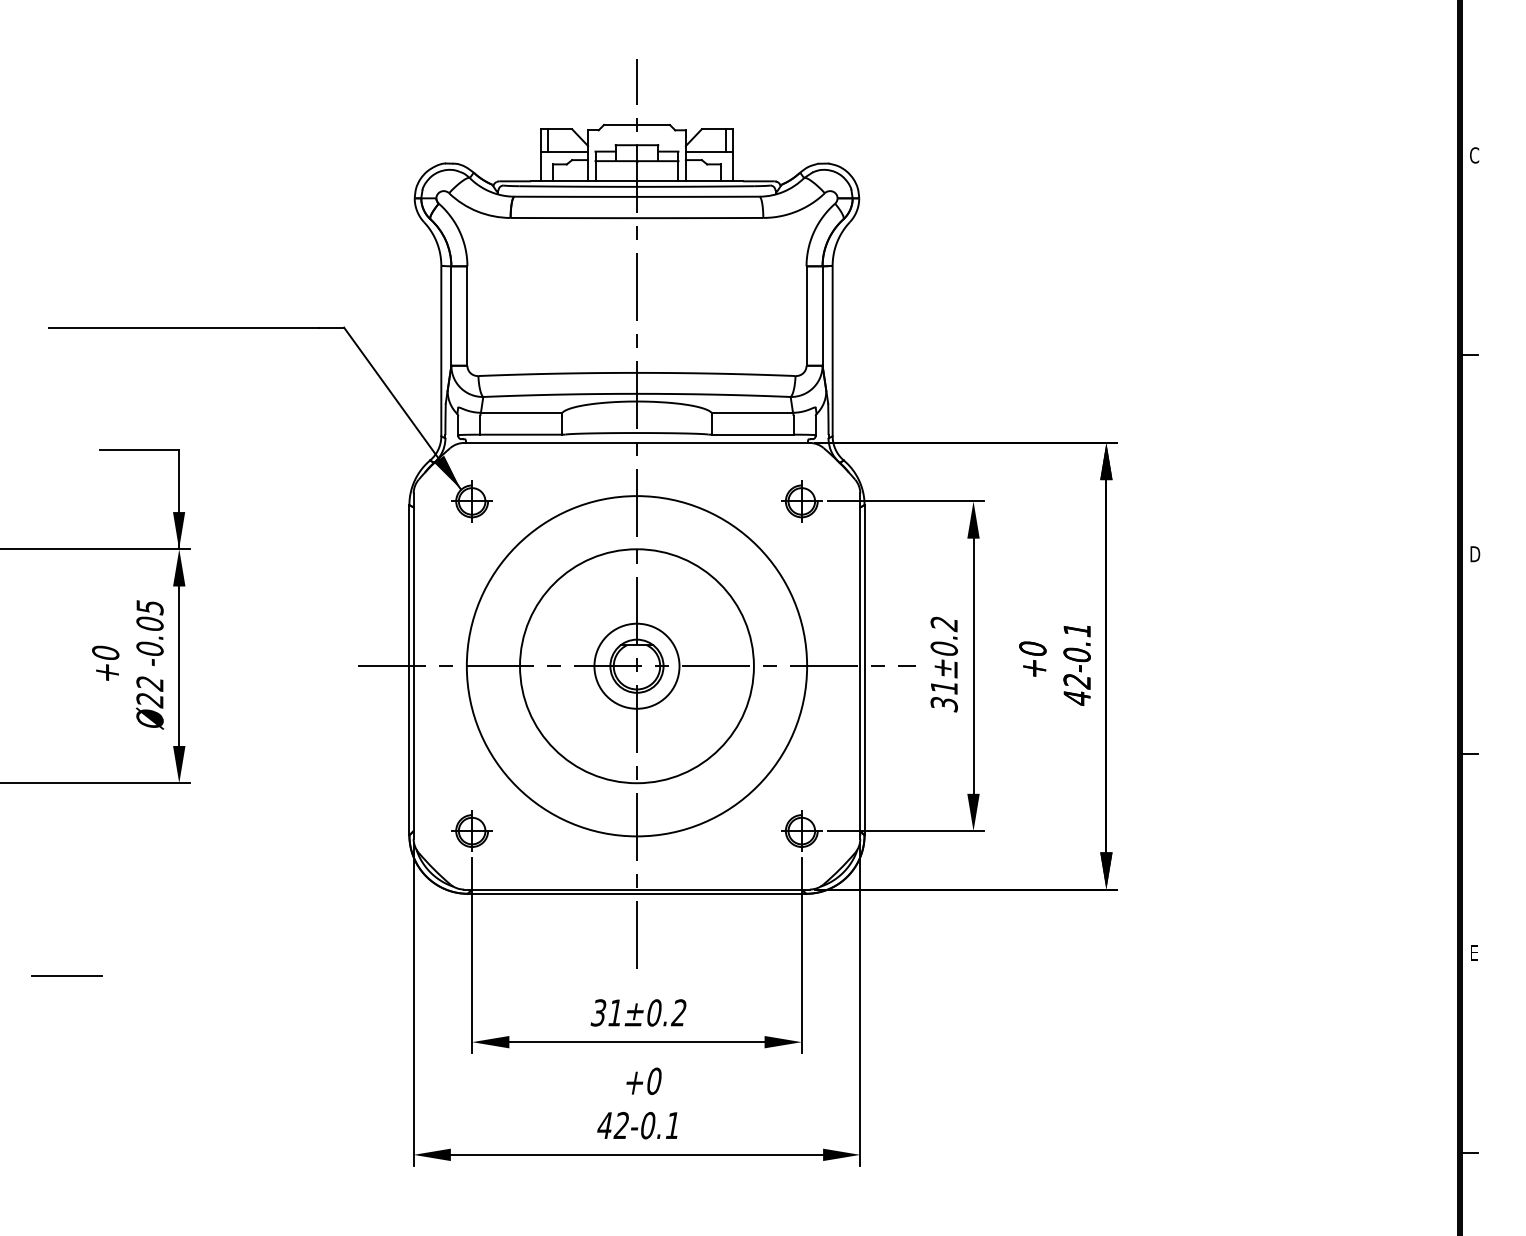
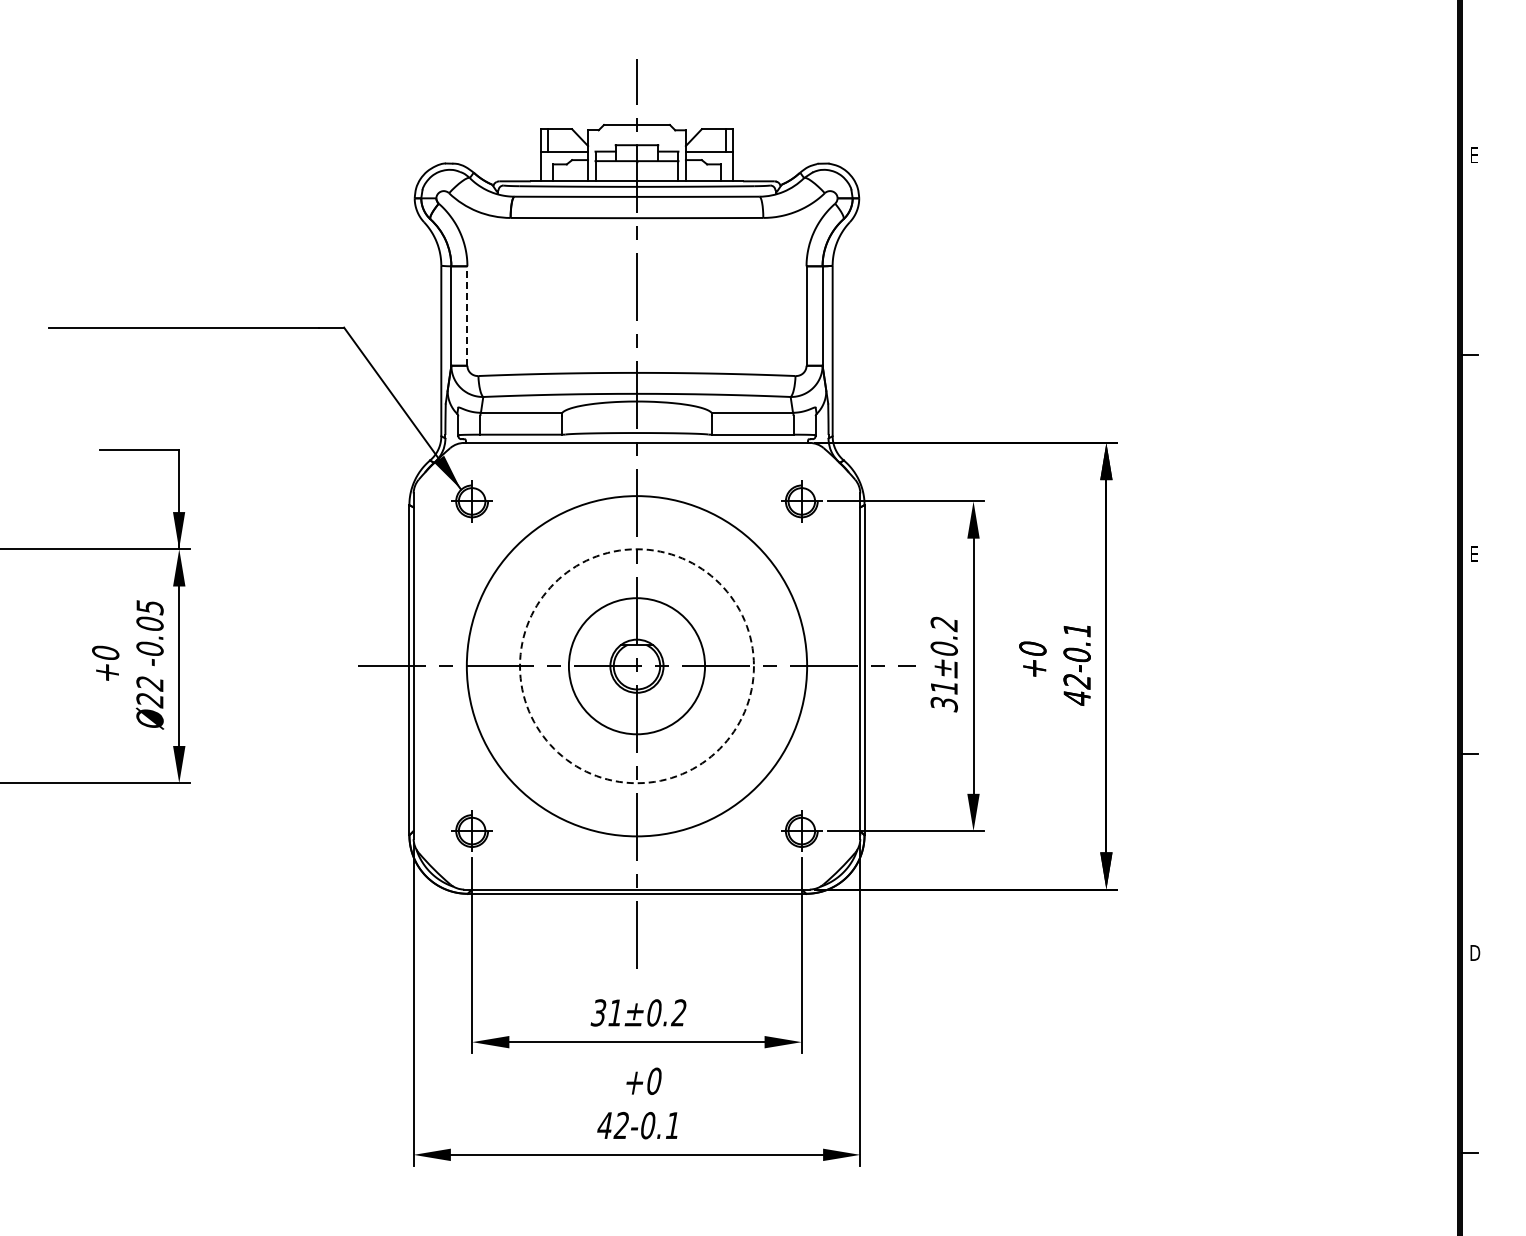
text: C -> E (1474, 155)
line: solid -> dashed (467, 316)
text: D -> E (1475, 554)
circle diameter: 85 px -> 136 px (636, 666)
circle: solid -> dashed (636, 666)
text: E -> D (1475, 952)
line: present -> none (66, 975)
